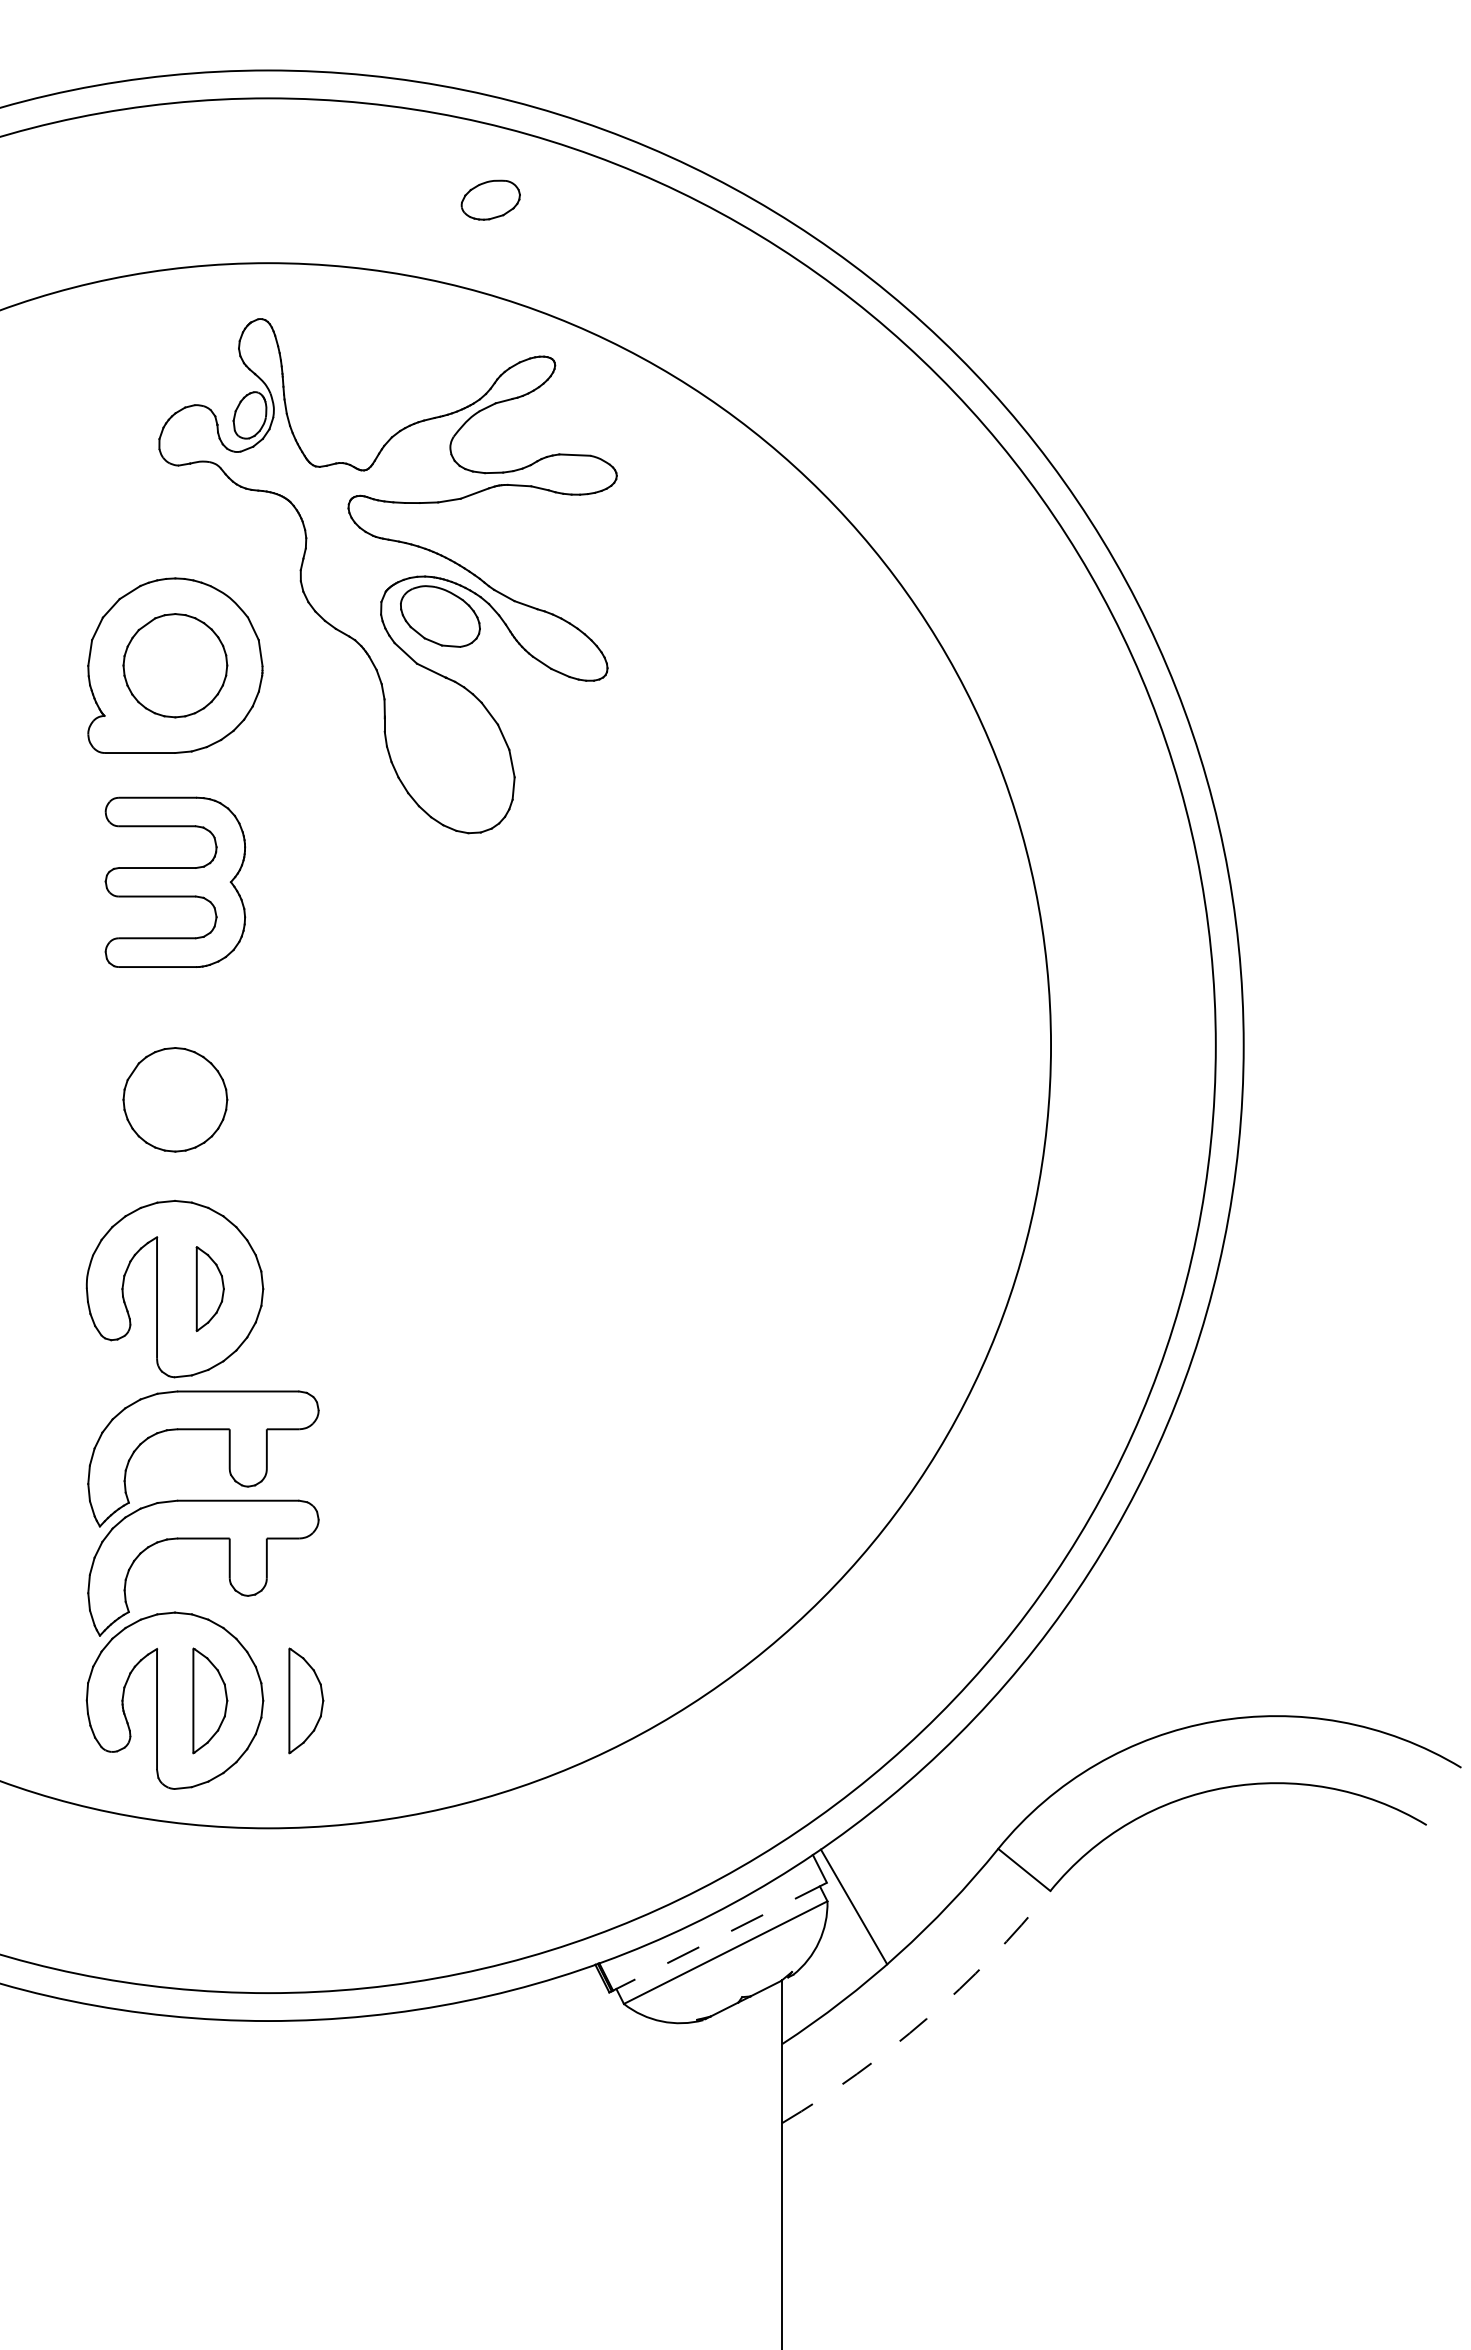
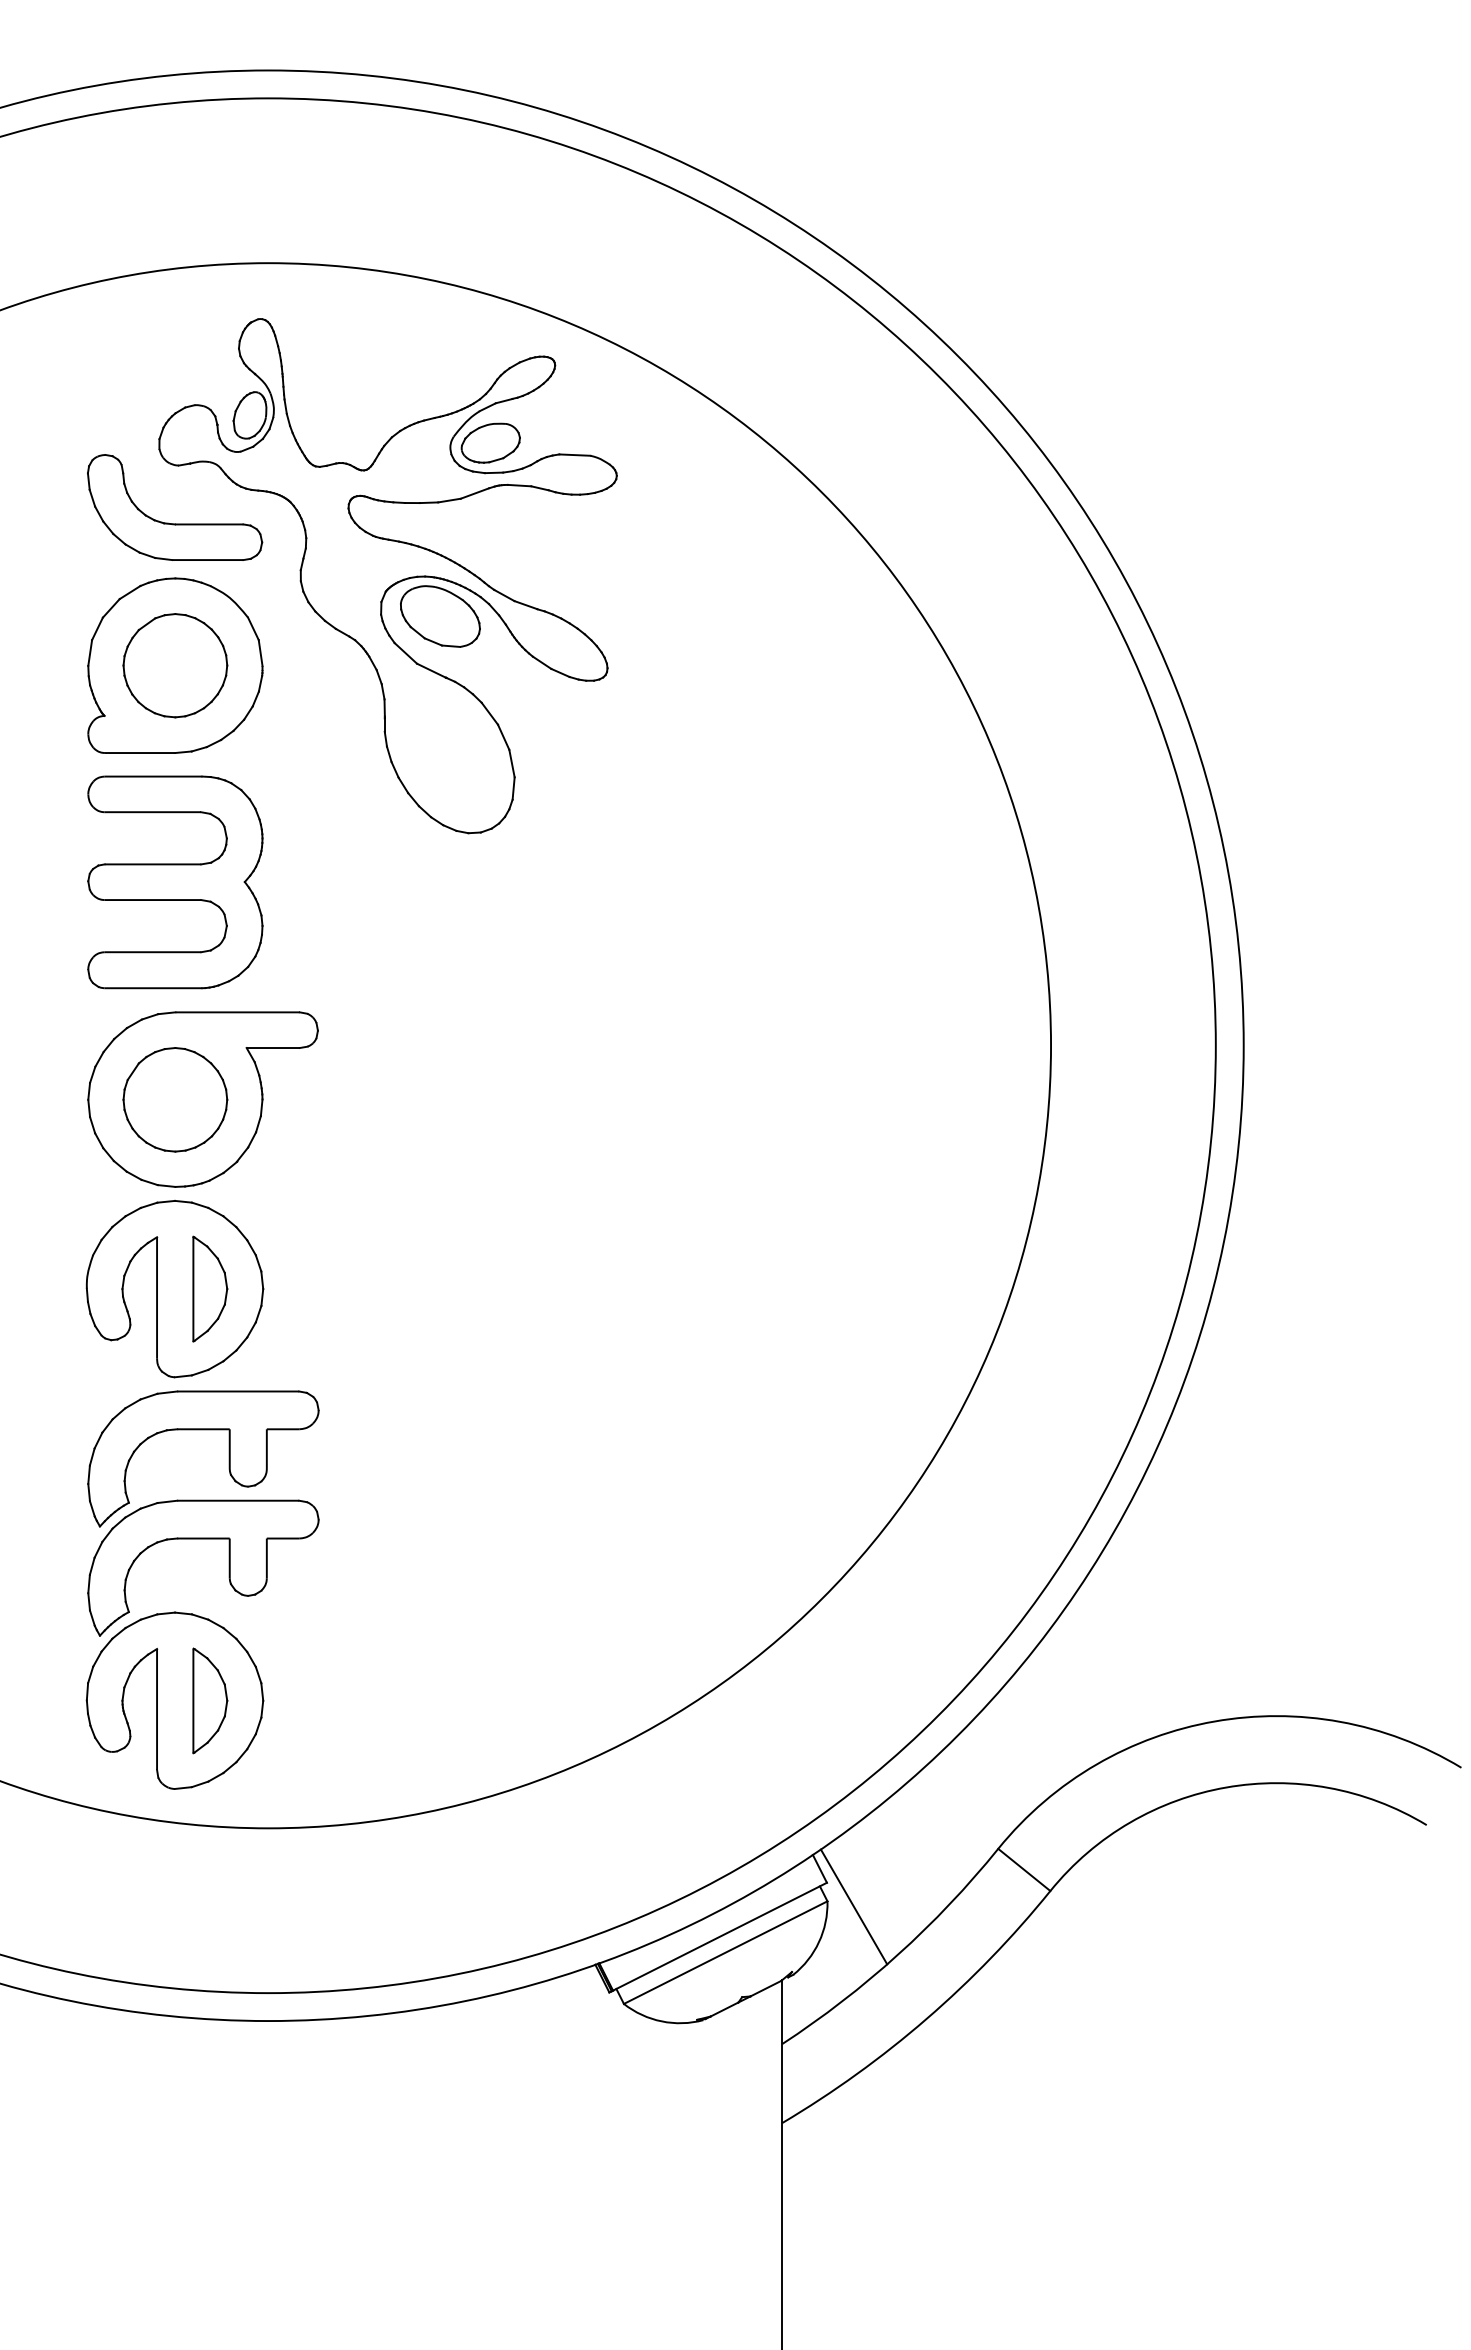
part position: (490, 199) -> (490, 442) (490, 442)
part: none -> present (175, 523)
part size: 143x172 px -> 177x215 px (175, 882)
part: none -> present (202, 1099)
part size: 30x86 px -> 37x108 px (210, 1288)
part: present -> none (306, 1700)
line: dashed -> solid (720, 1936)
arc: dashed -> solid (926, 2018)
